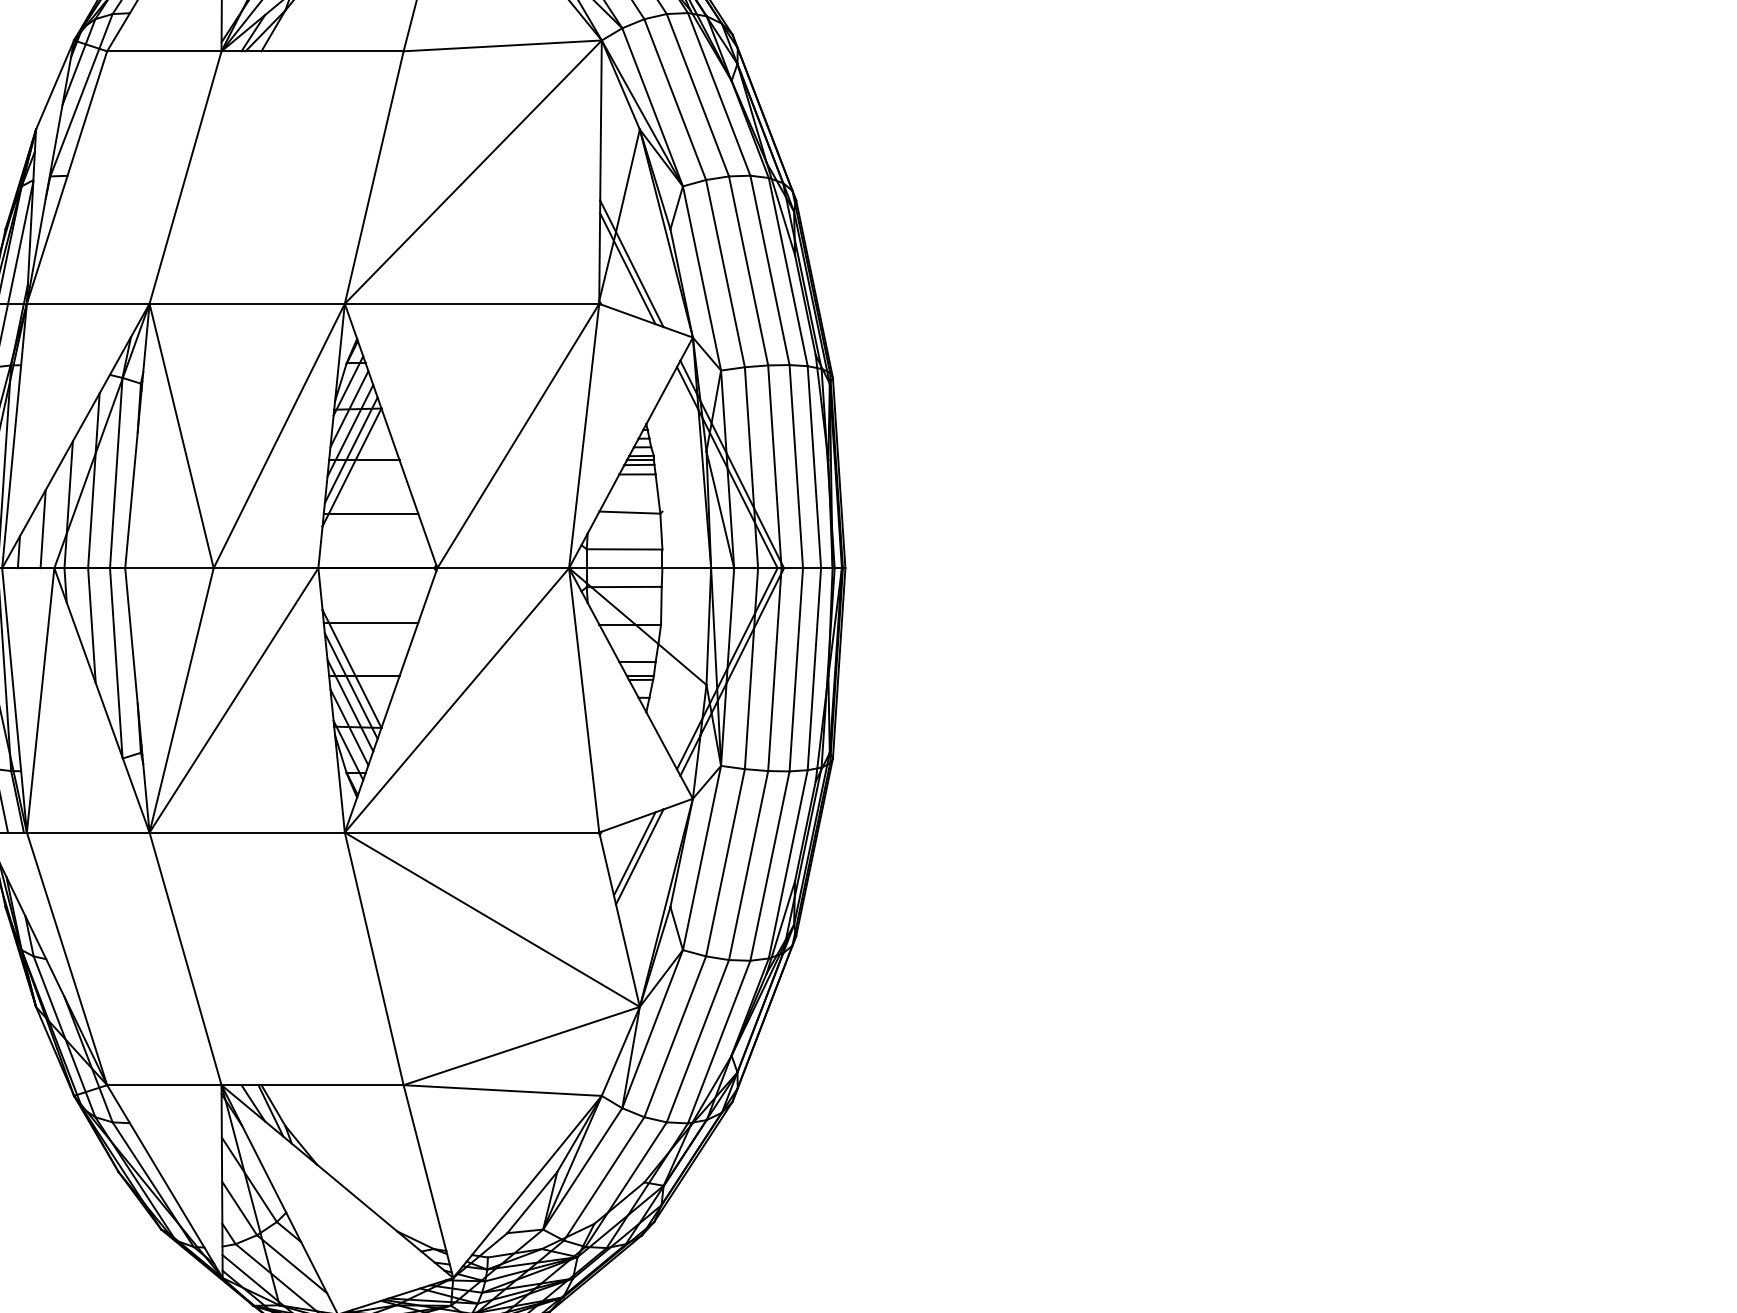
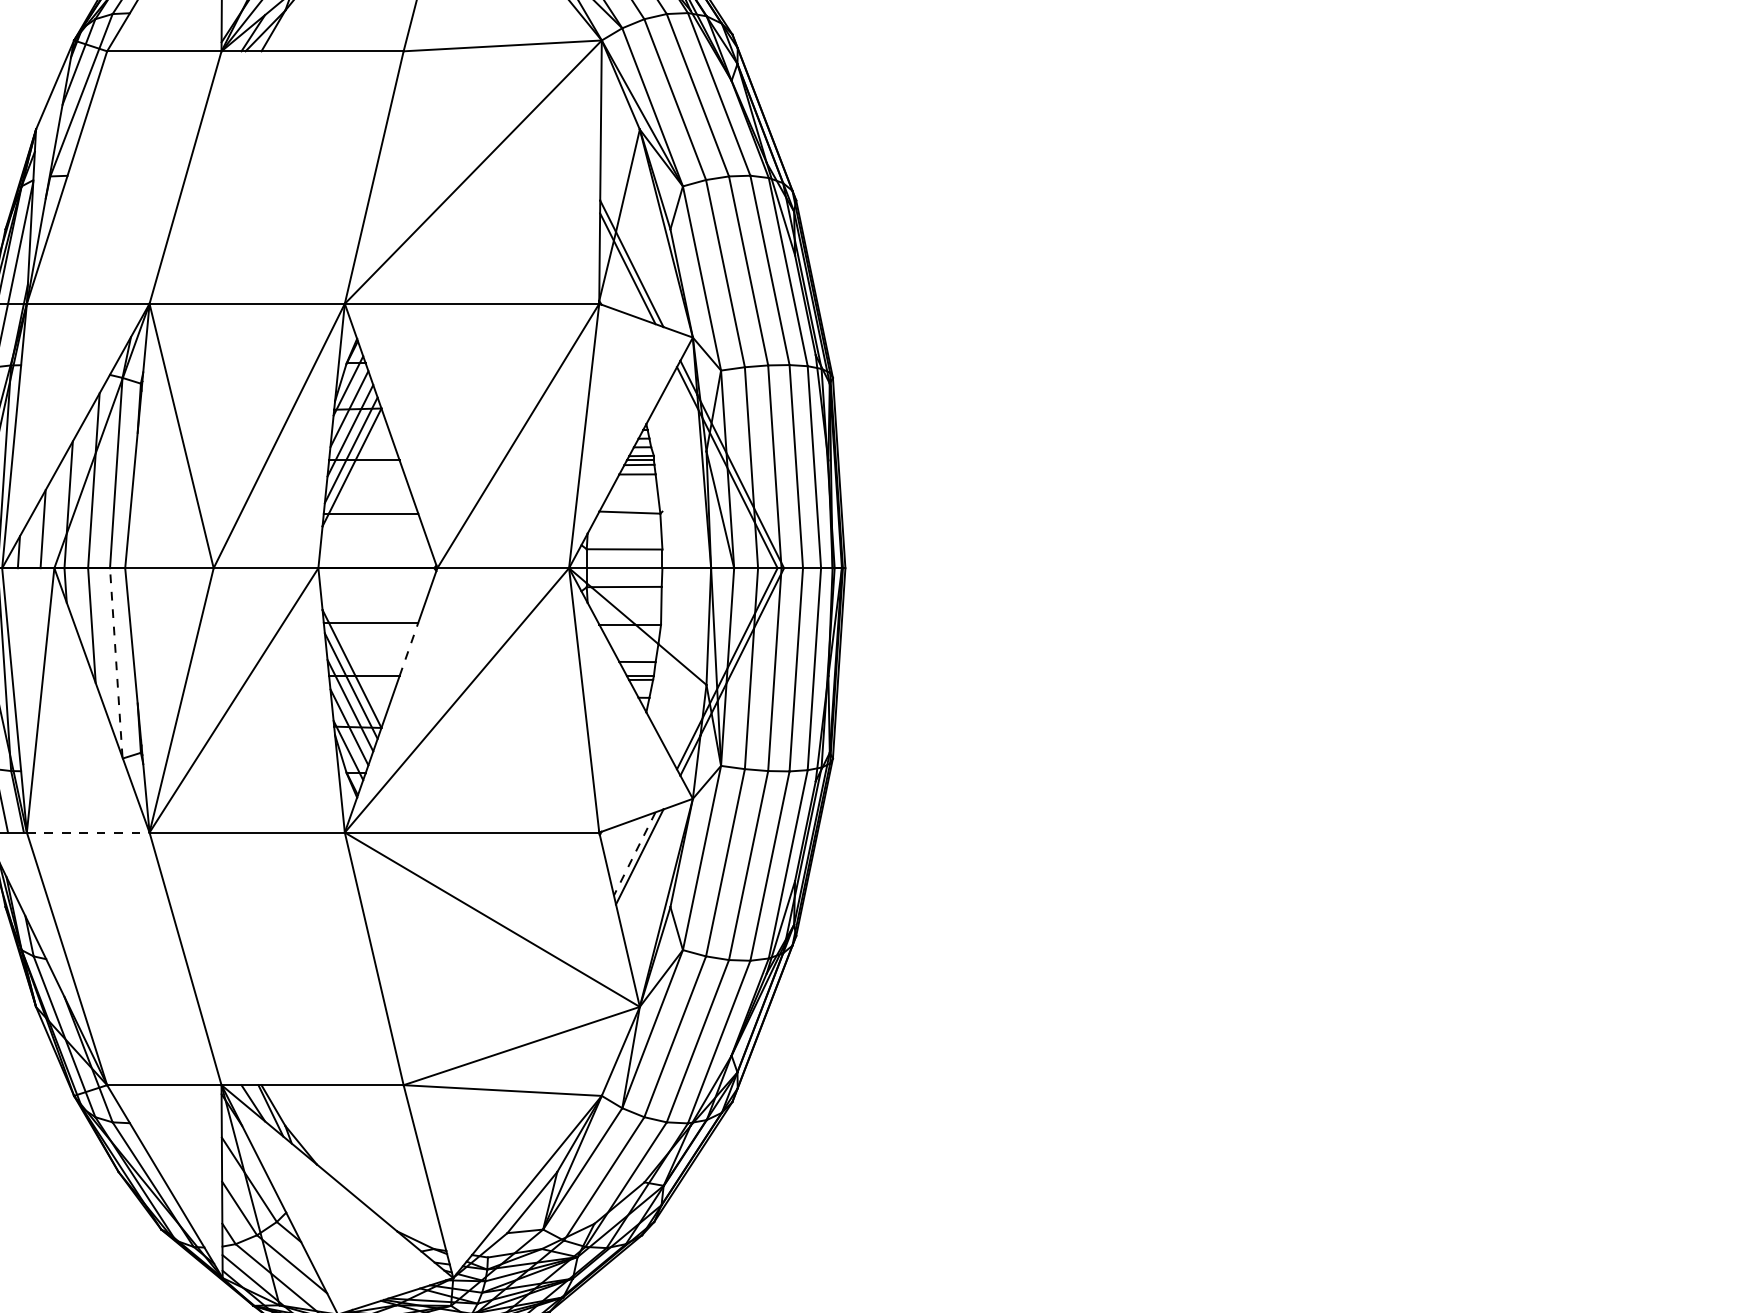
line: solid -> dashed (409, 648)
line: solid -> dashed (116, 662)
line: solid -> dashed (88, 832)
line: solid -> dashed (634, 853)
